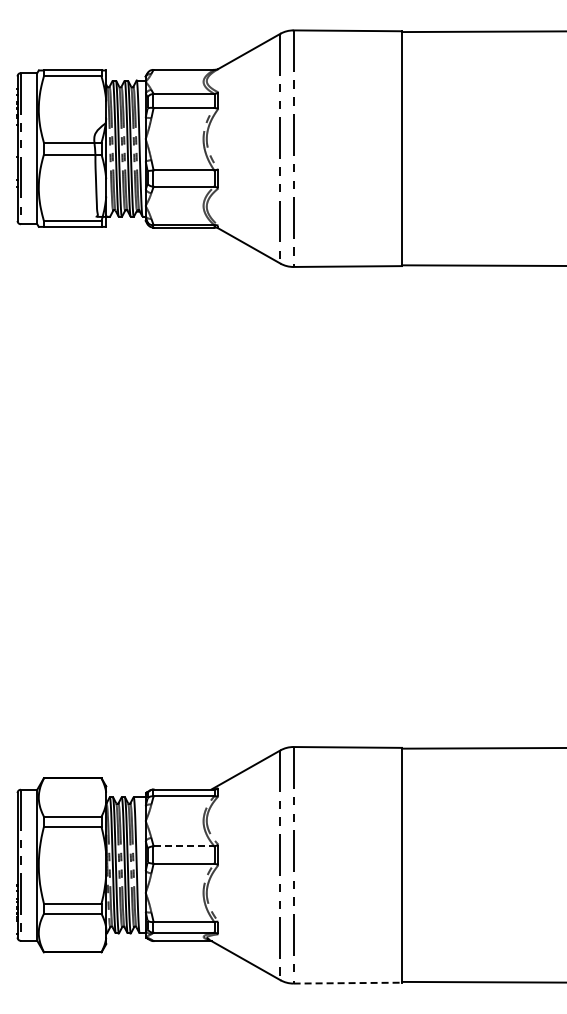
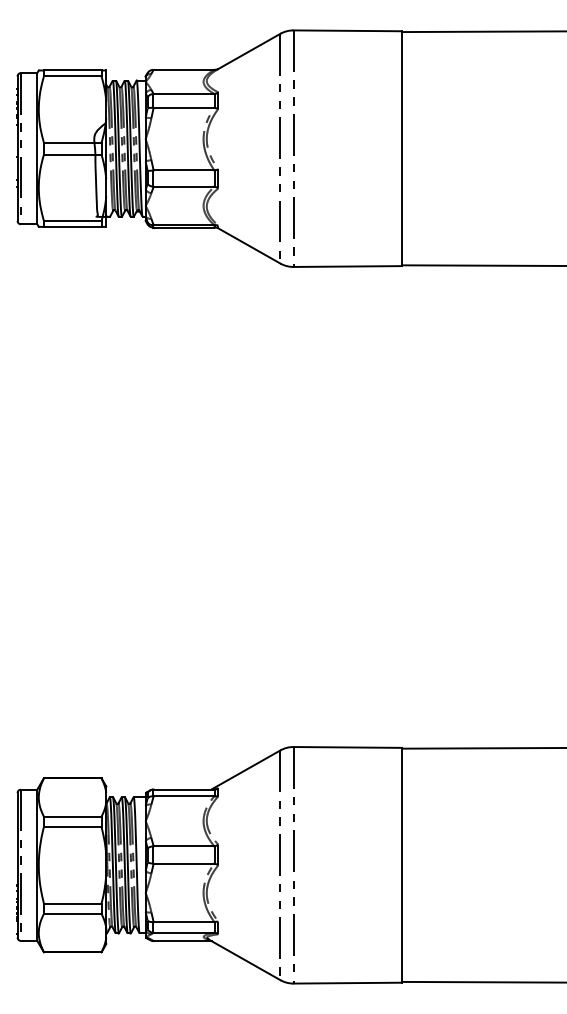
line: dashed -> solid (184, 846)
line: dashed -> solid (348, 983)
